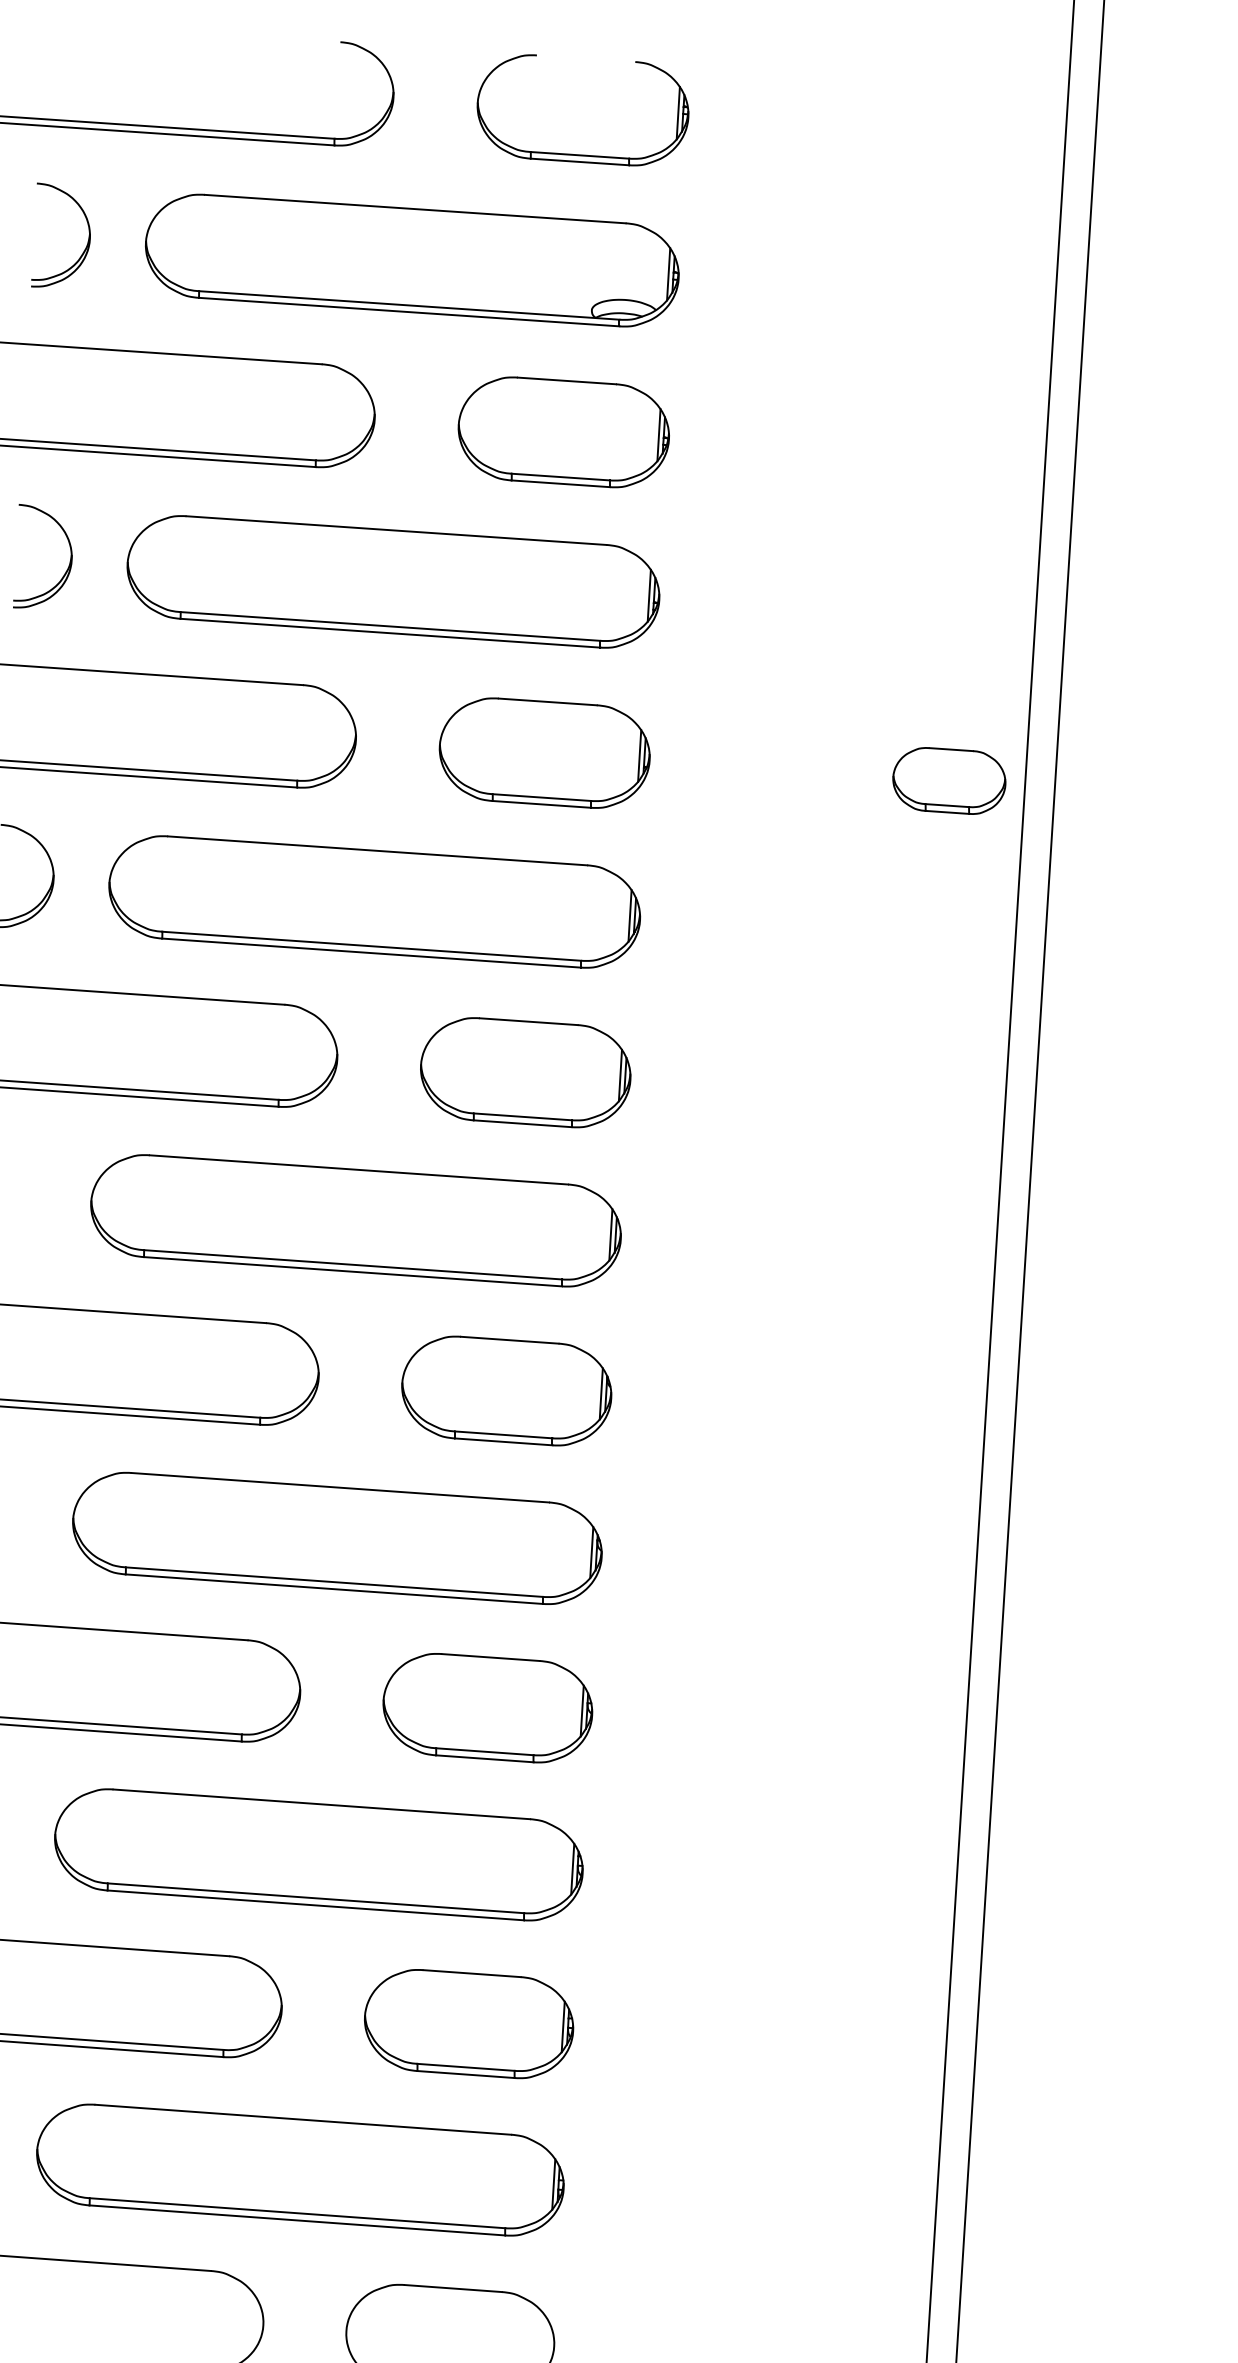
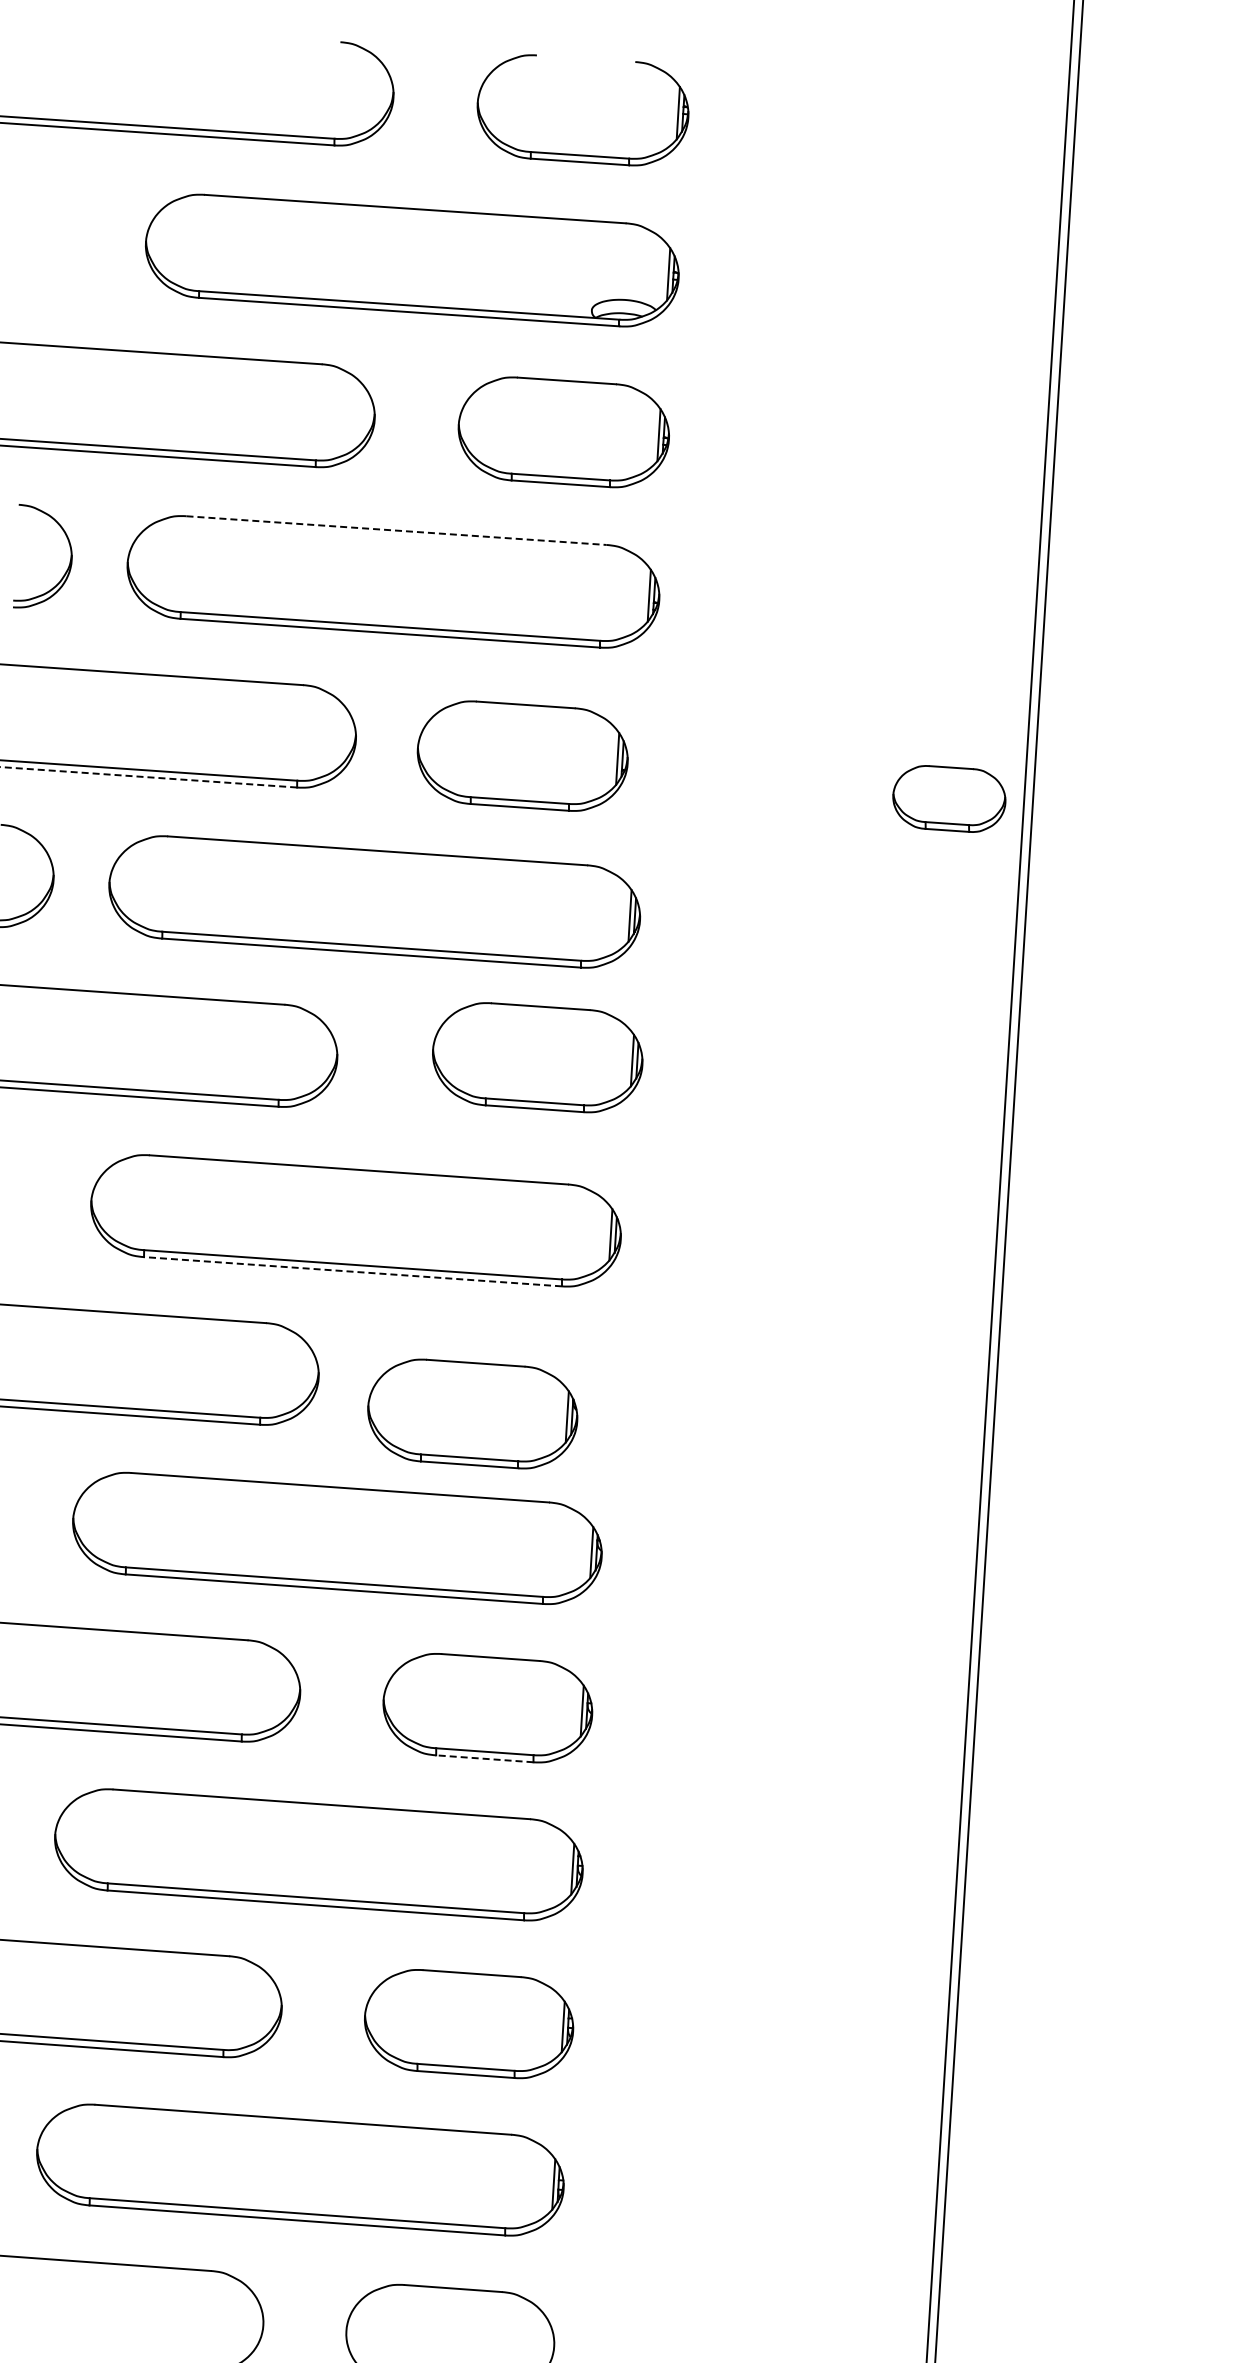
part: present -> none (87, 241)
line: solid -> dashed (396, 530)
part position: (544, 752) -> (522, 755) (522, 755)
line: solid -> dashed (148, 777)
part position: (949, 780) -> (949, 798) (949, 798)
part position: (525, 1072) -> (537, 1057) (537, 1057)
line position: (1030, 1180) -> (1009, 1180) (1009, 1180)
line: solid -> dashed (352, 1271)
part position: (506, 1390) -> (472, 1413) (472, 1413)
line: solid -> dashed (484, 1758)
